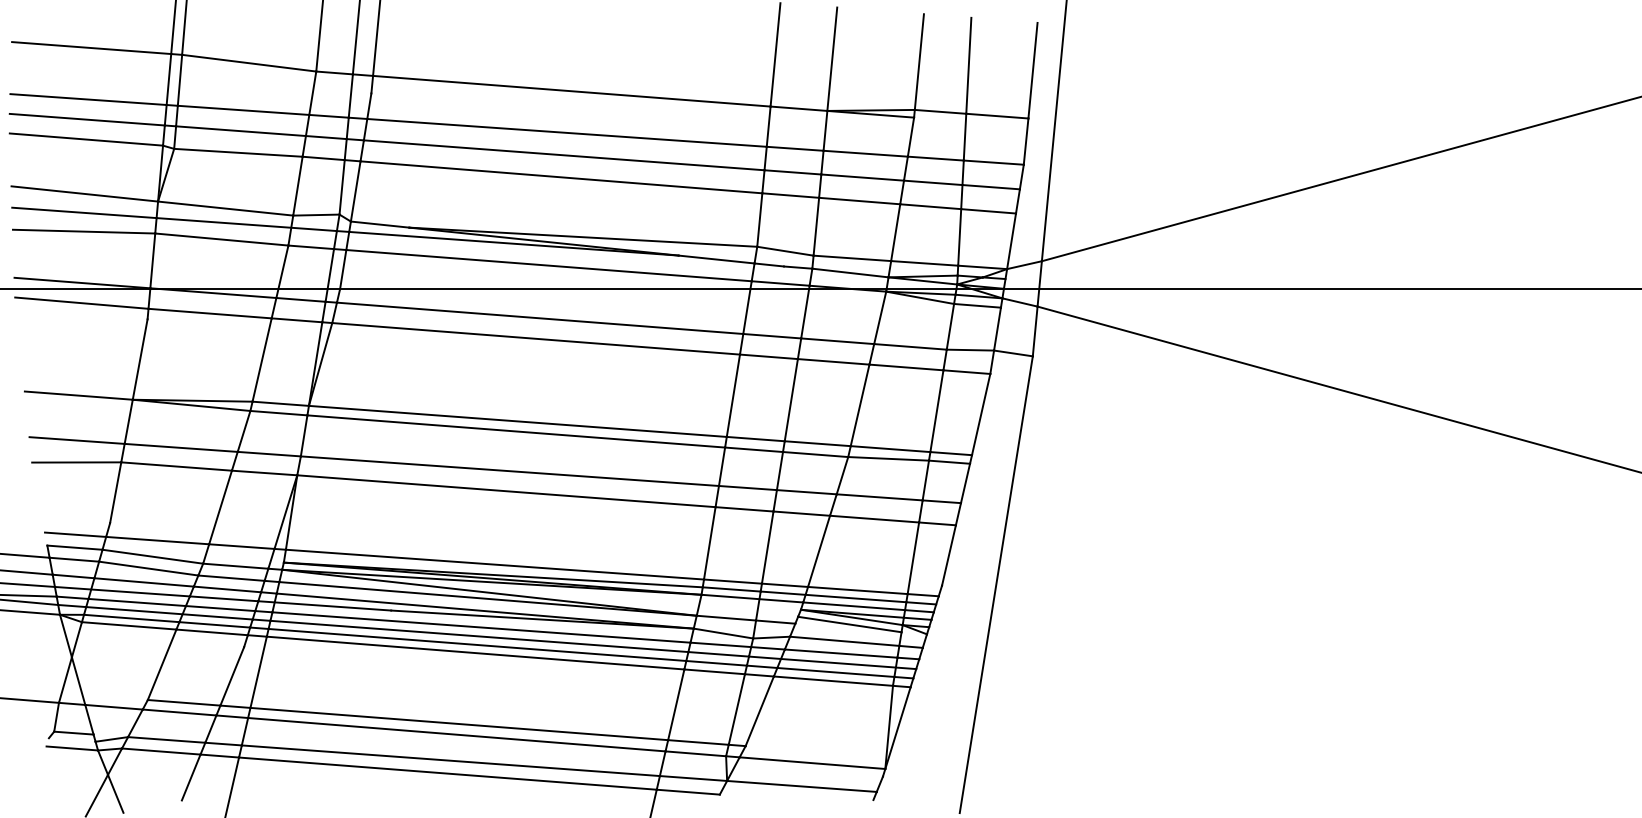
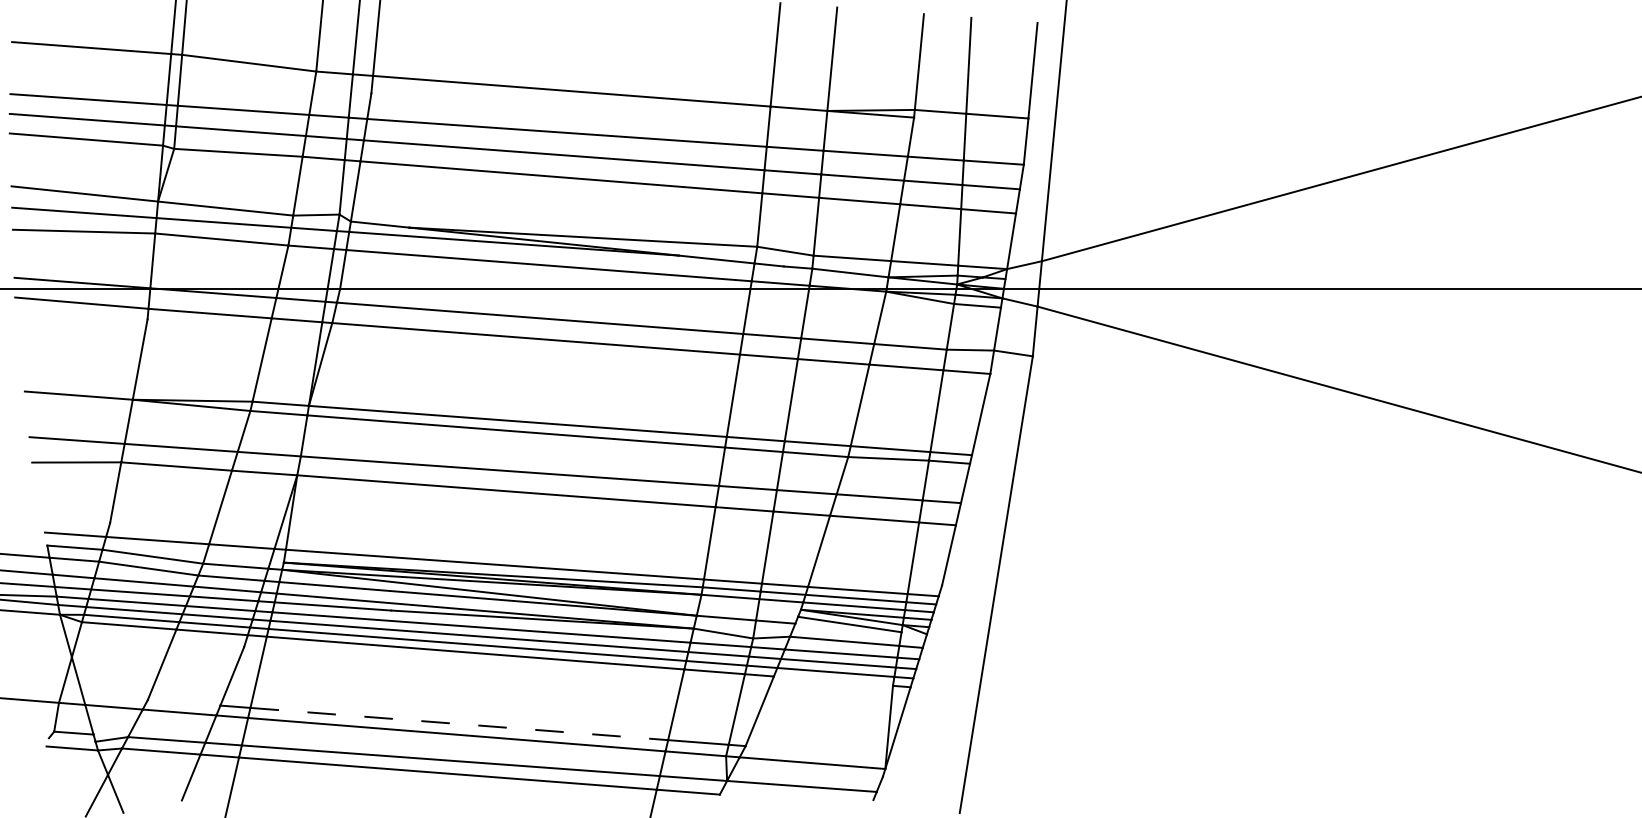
line: present -> none (832, 680)
line: present -> none (183, 702)
line: solid -> dashed (459, 724)
